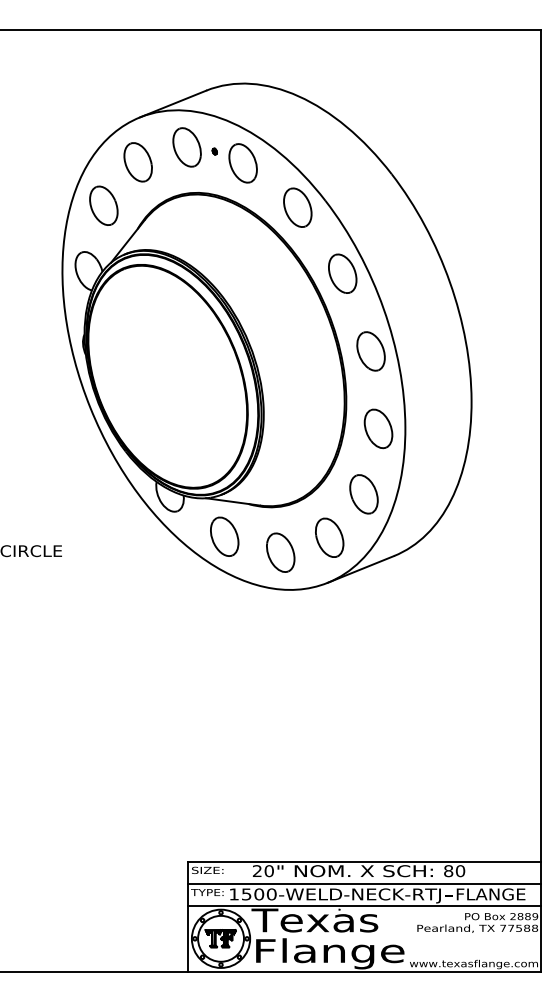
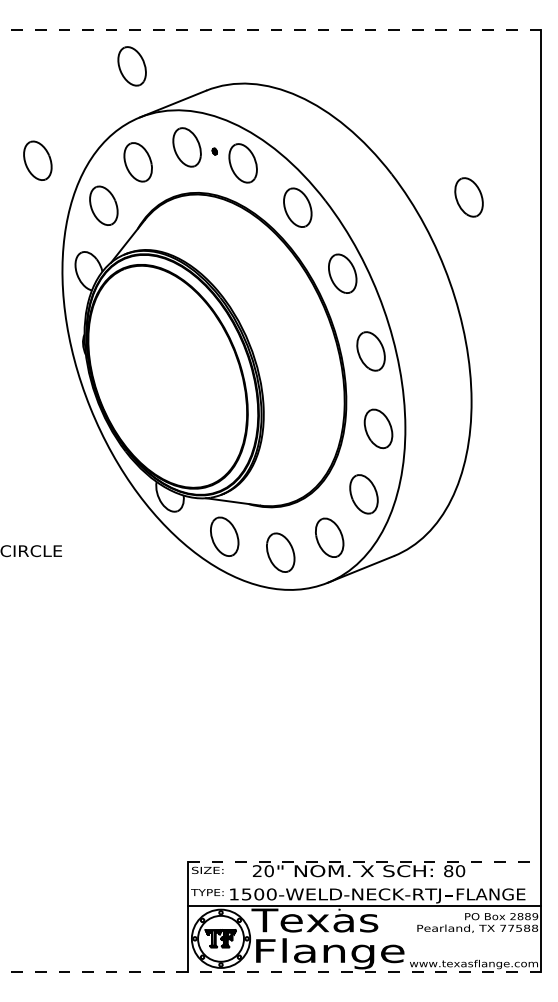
line: solid -> dashed (271, 30)
part: none -> present (131, 66)
part: none -> present (37, 160)
part: none -> present (468, 197)
line: solid -> dashed (364, 861)
line: present -> none (364, 883)
line: solid -> dashed (271, 971)
